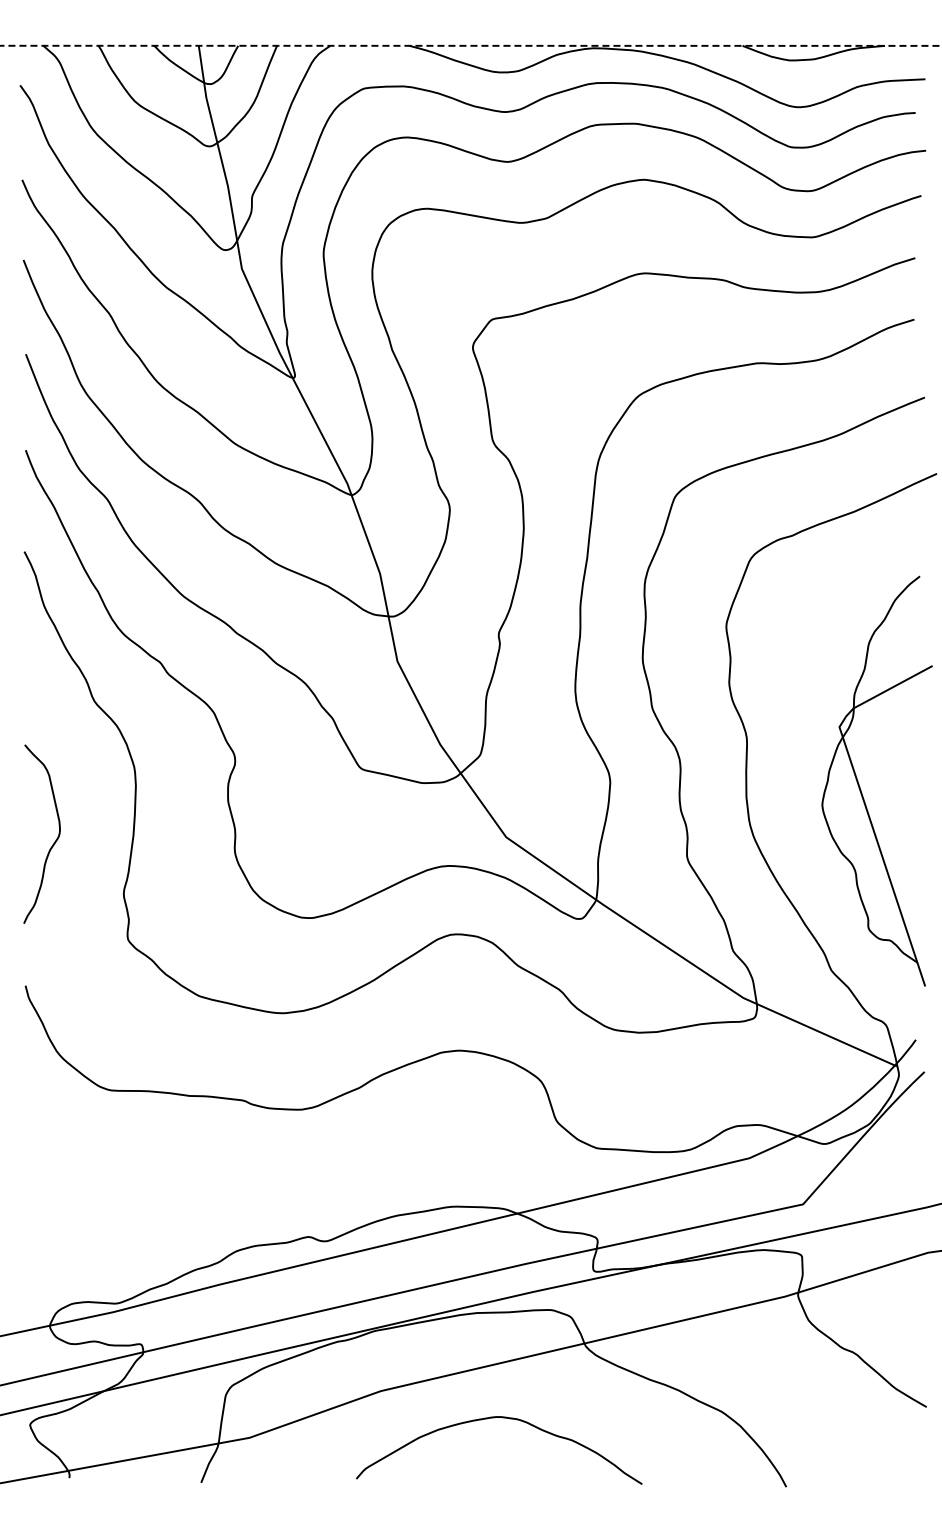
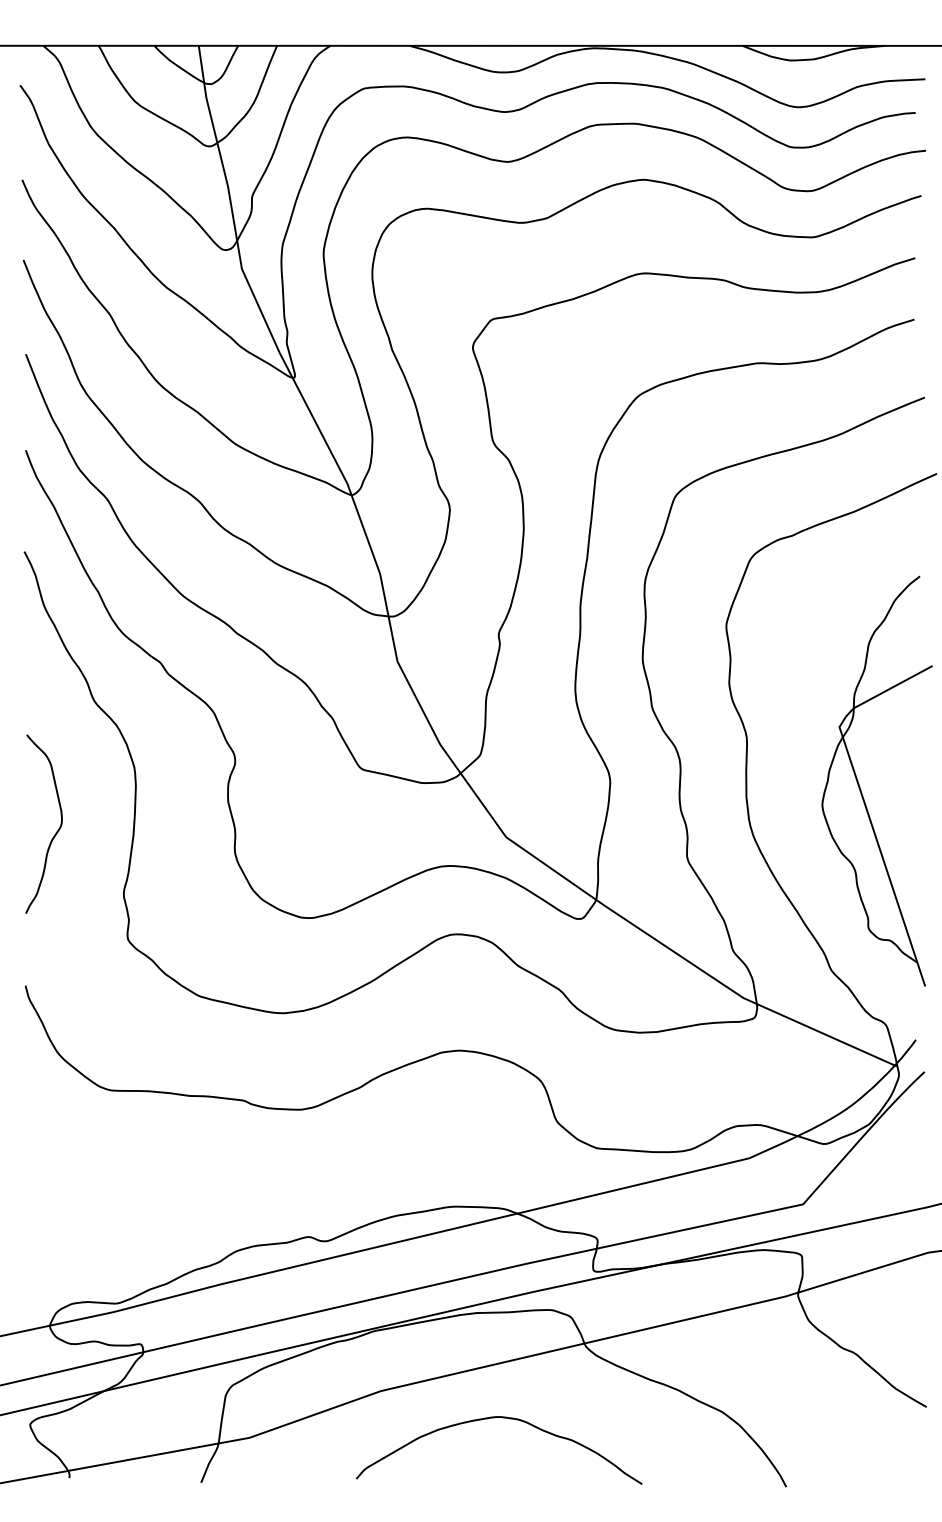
line: dashed -> solid (471, 45)
curve position: (54, 841) -> (56, 831) (56, 831)
